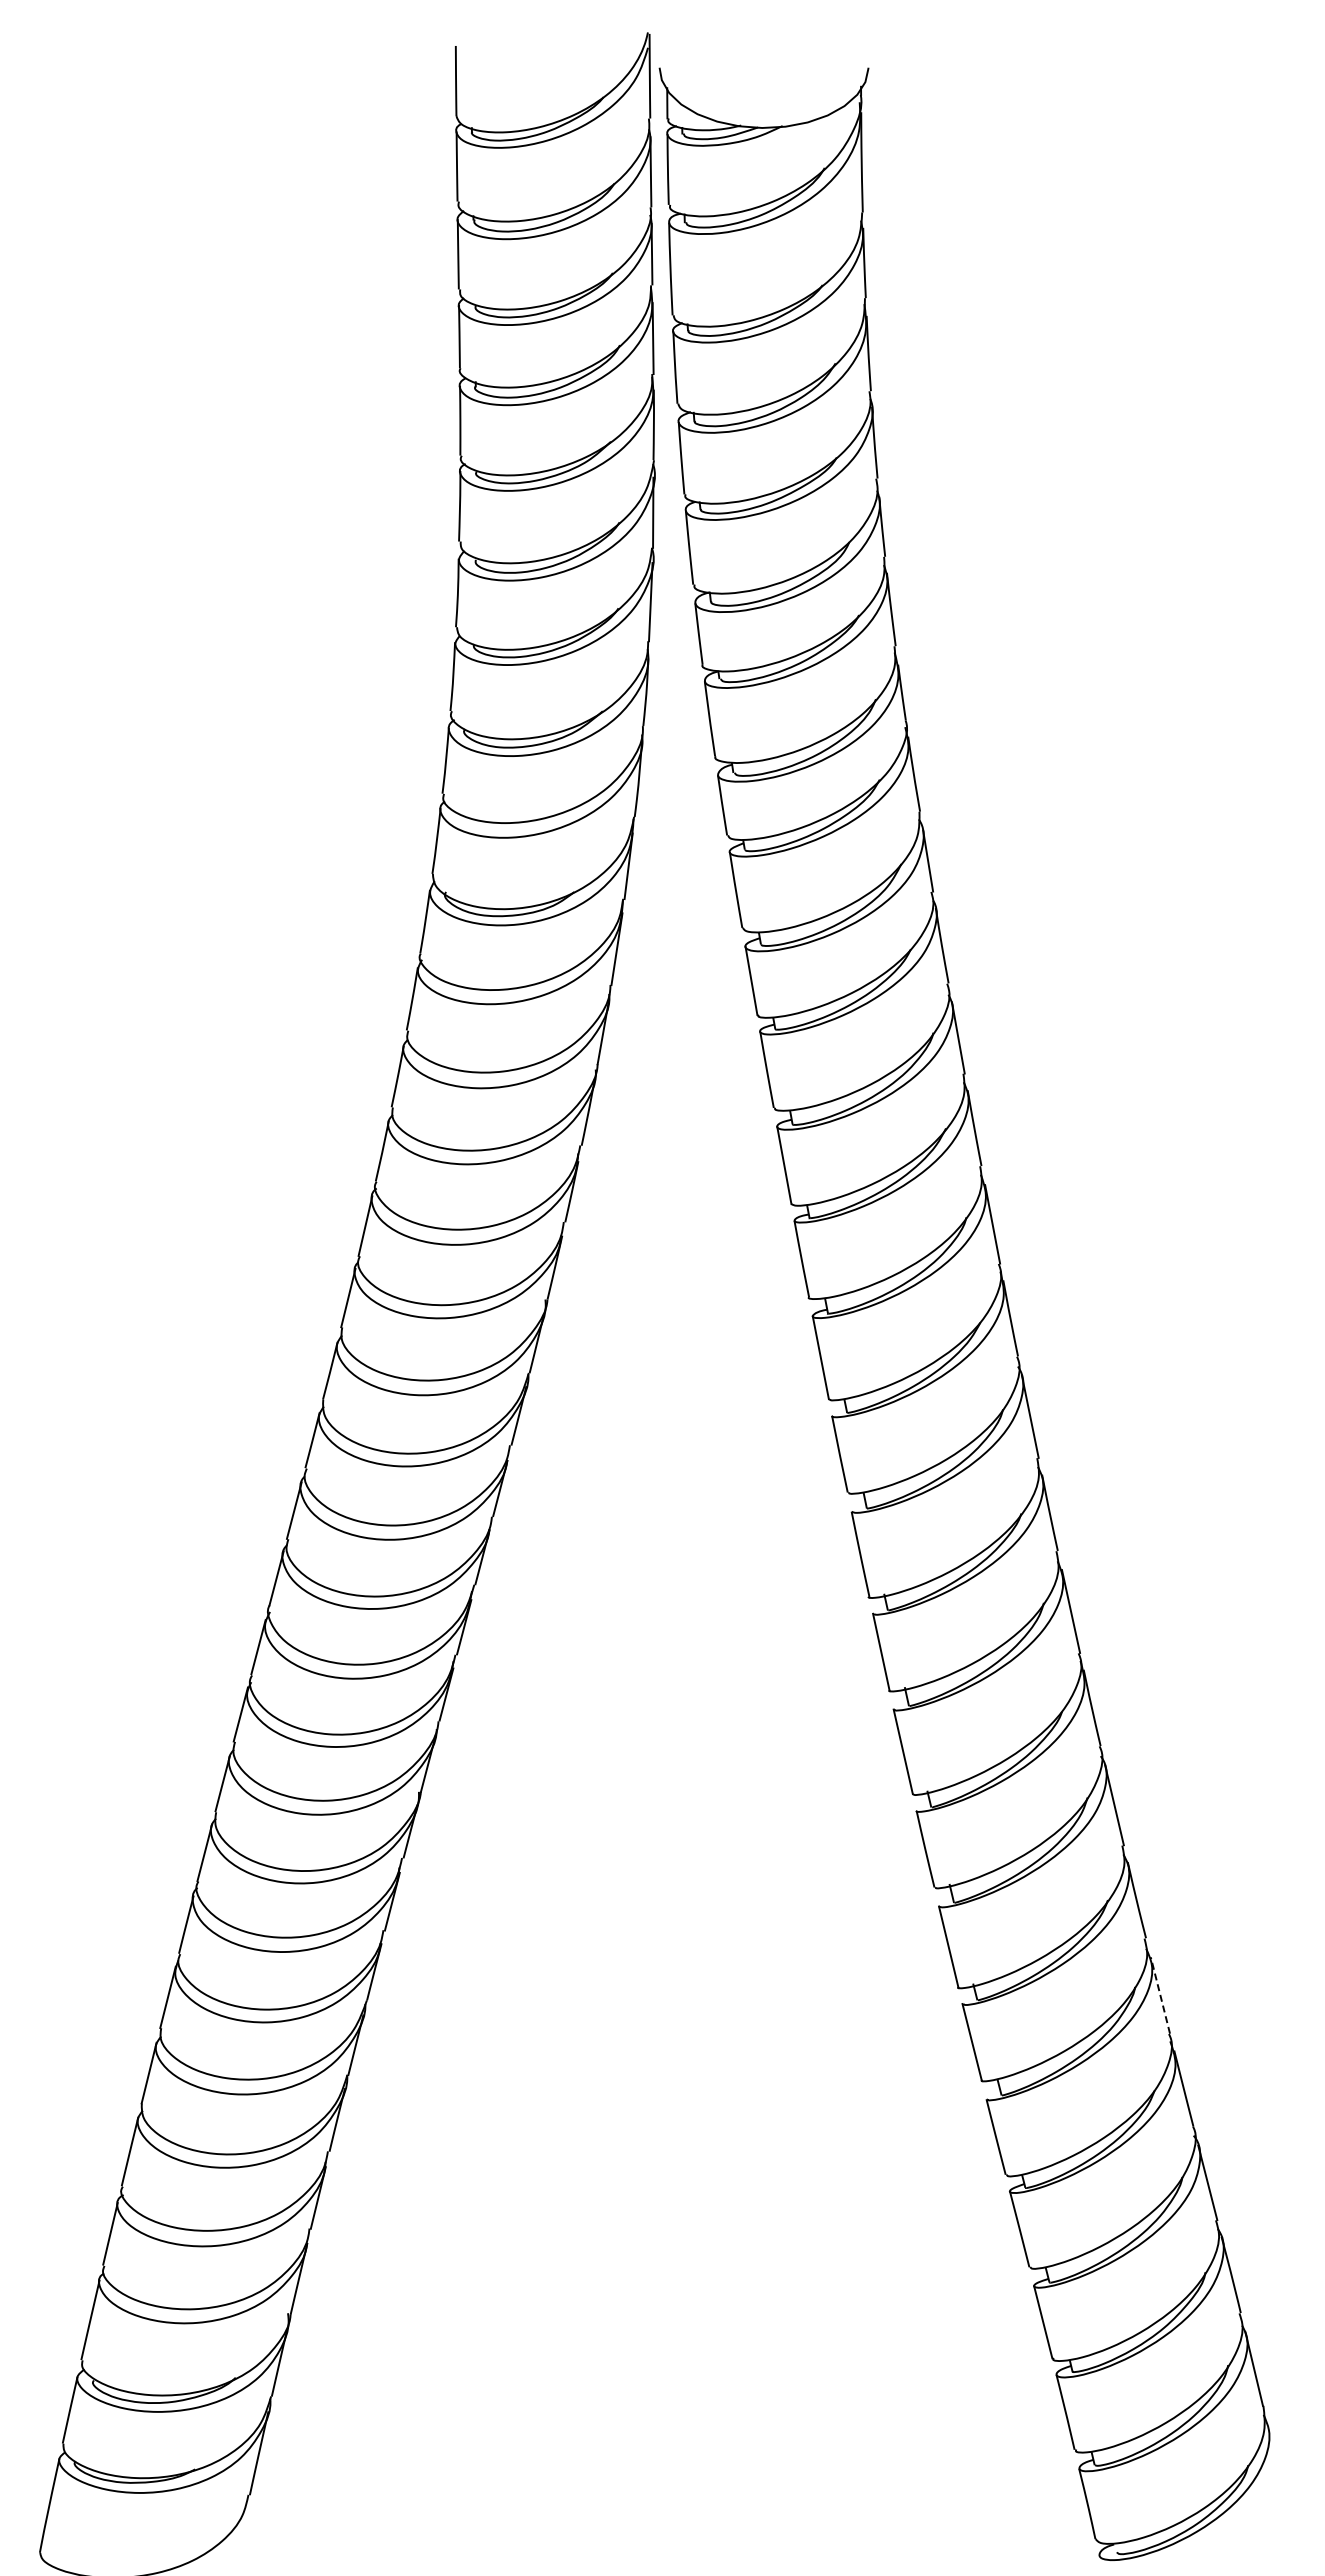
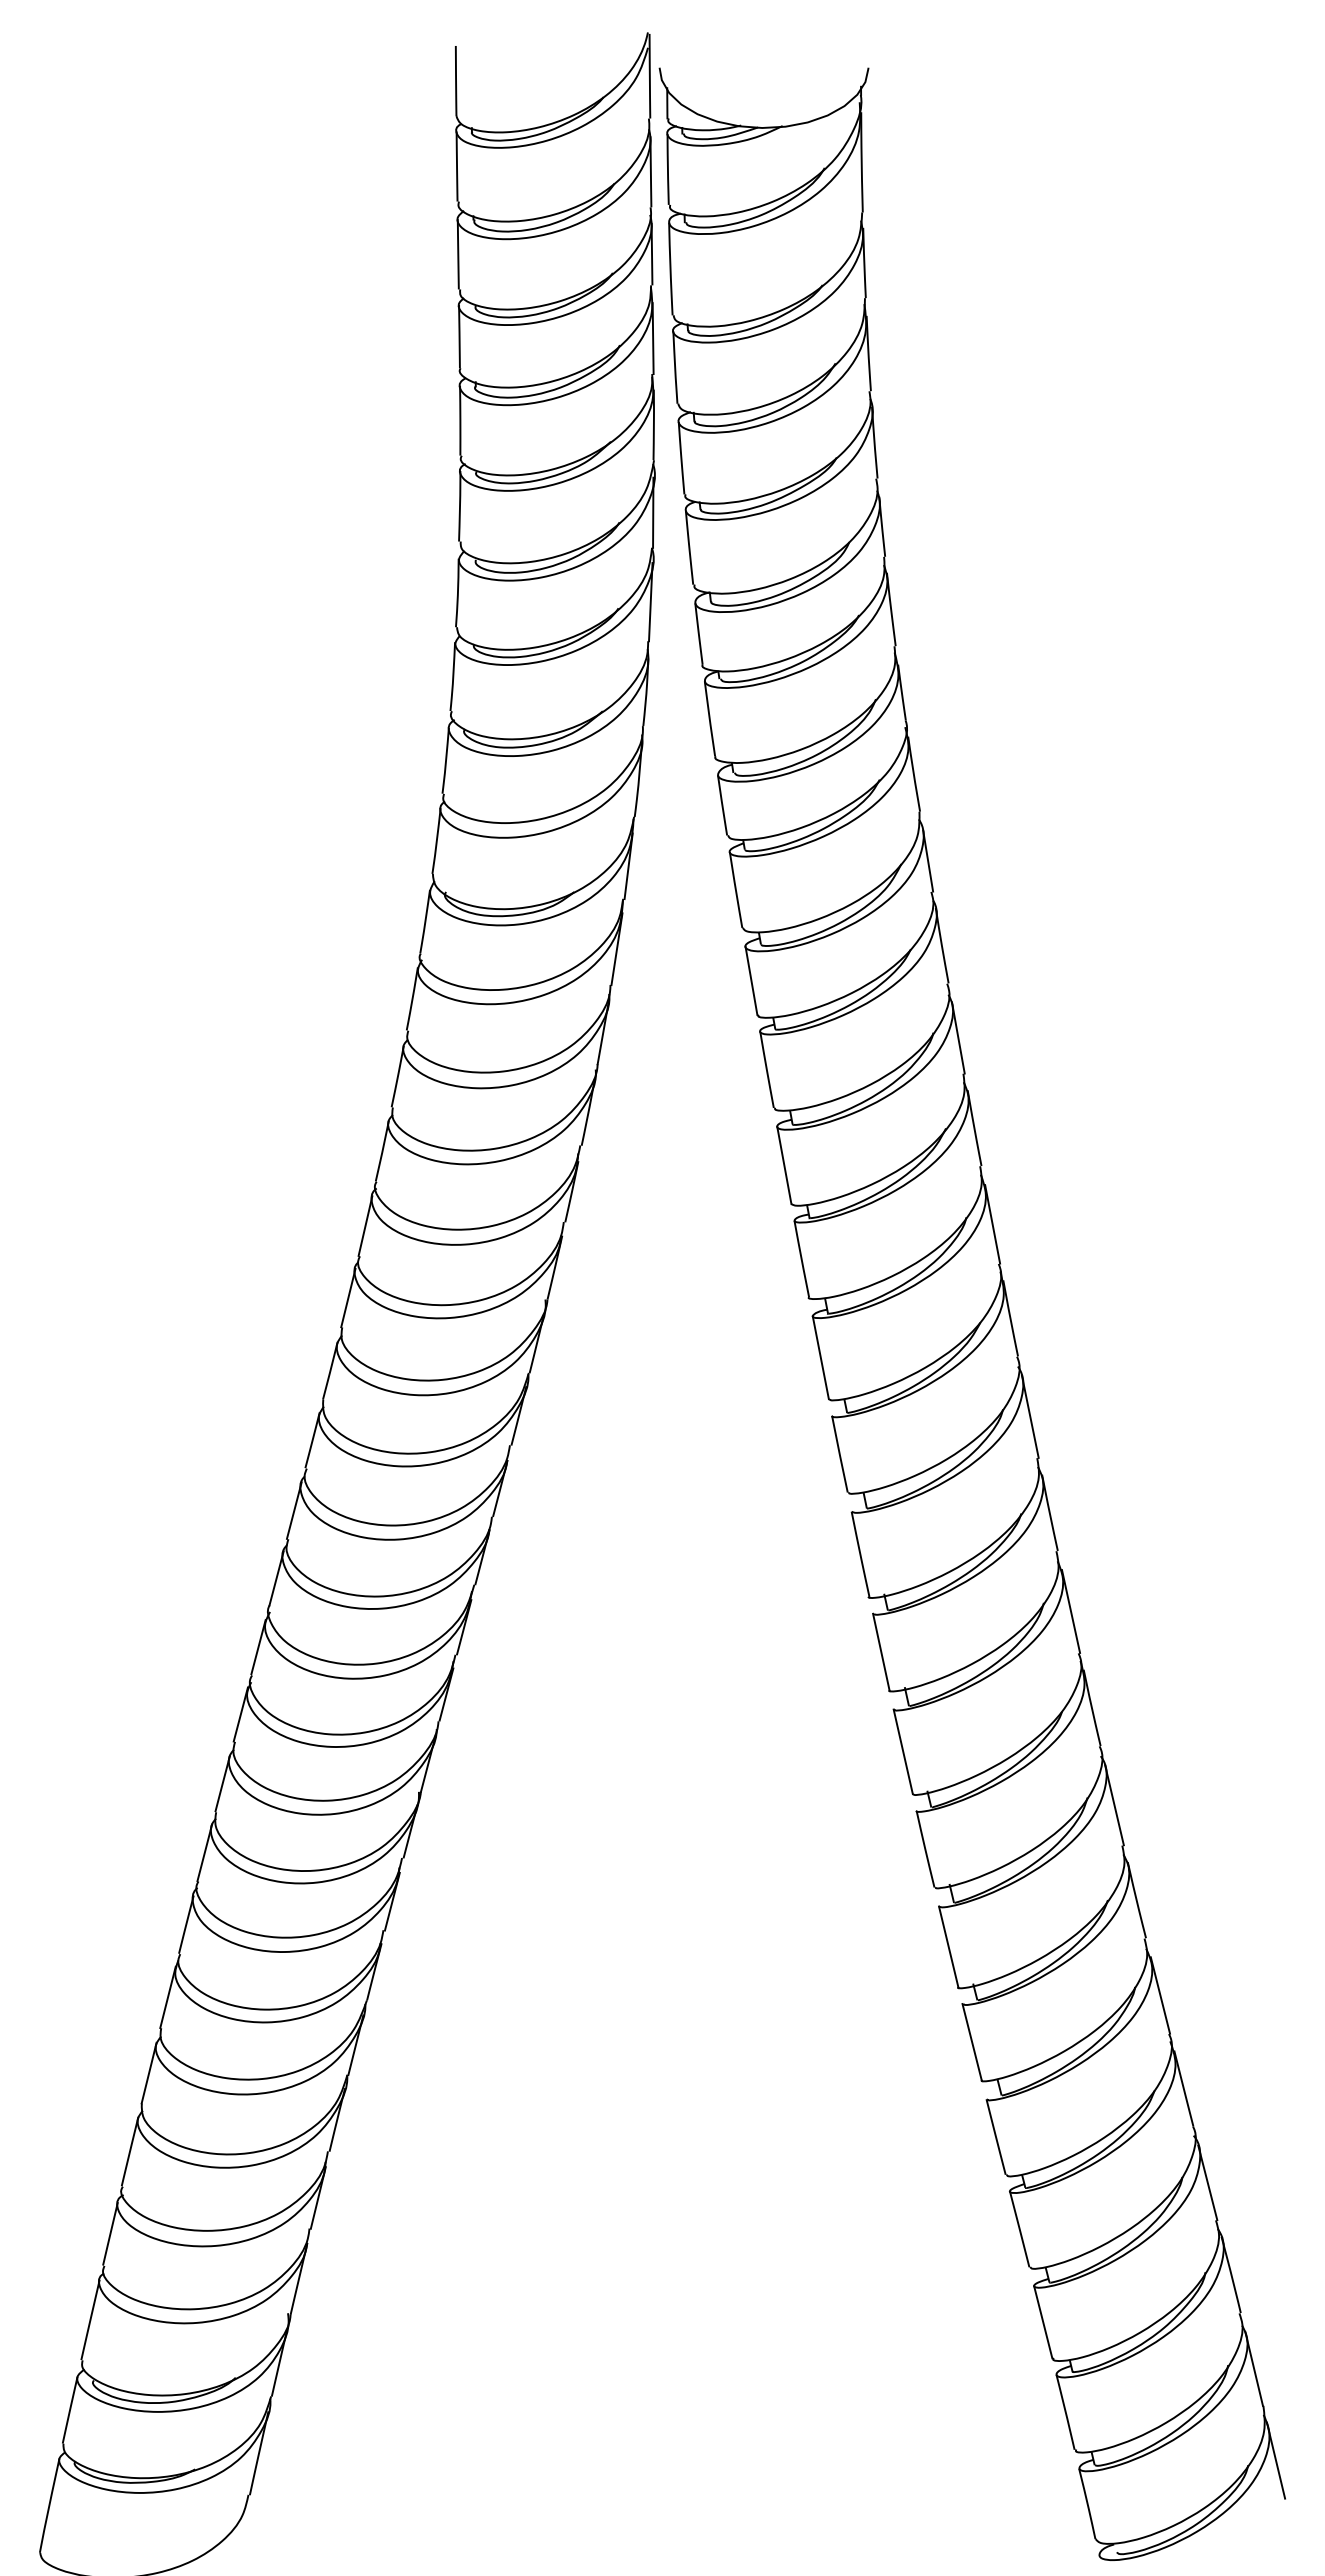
line: dashed -> solid (1160, 1995)
line: none -> present (1275, 2460)
